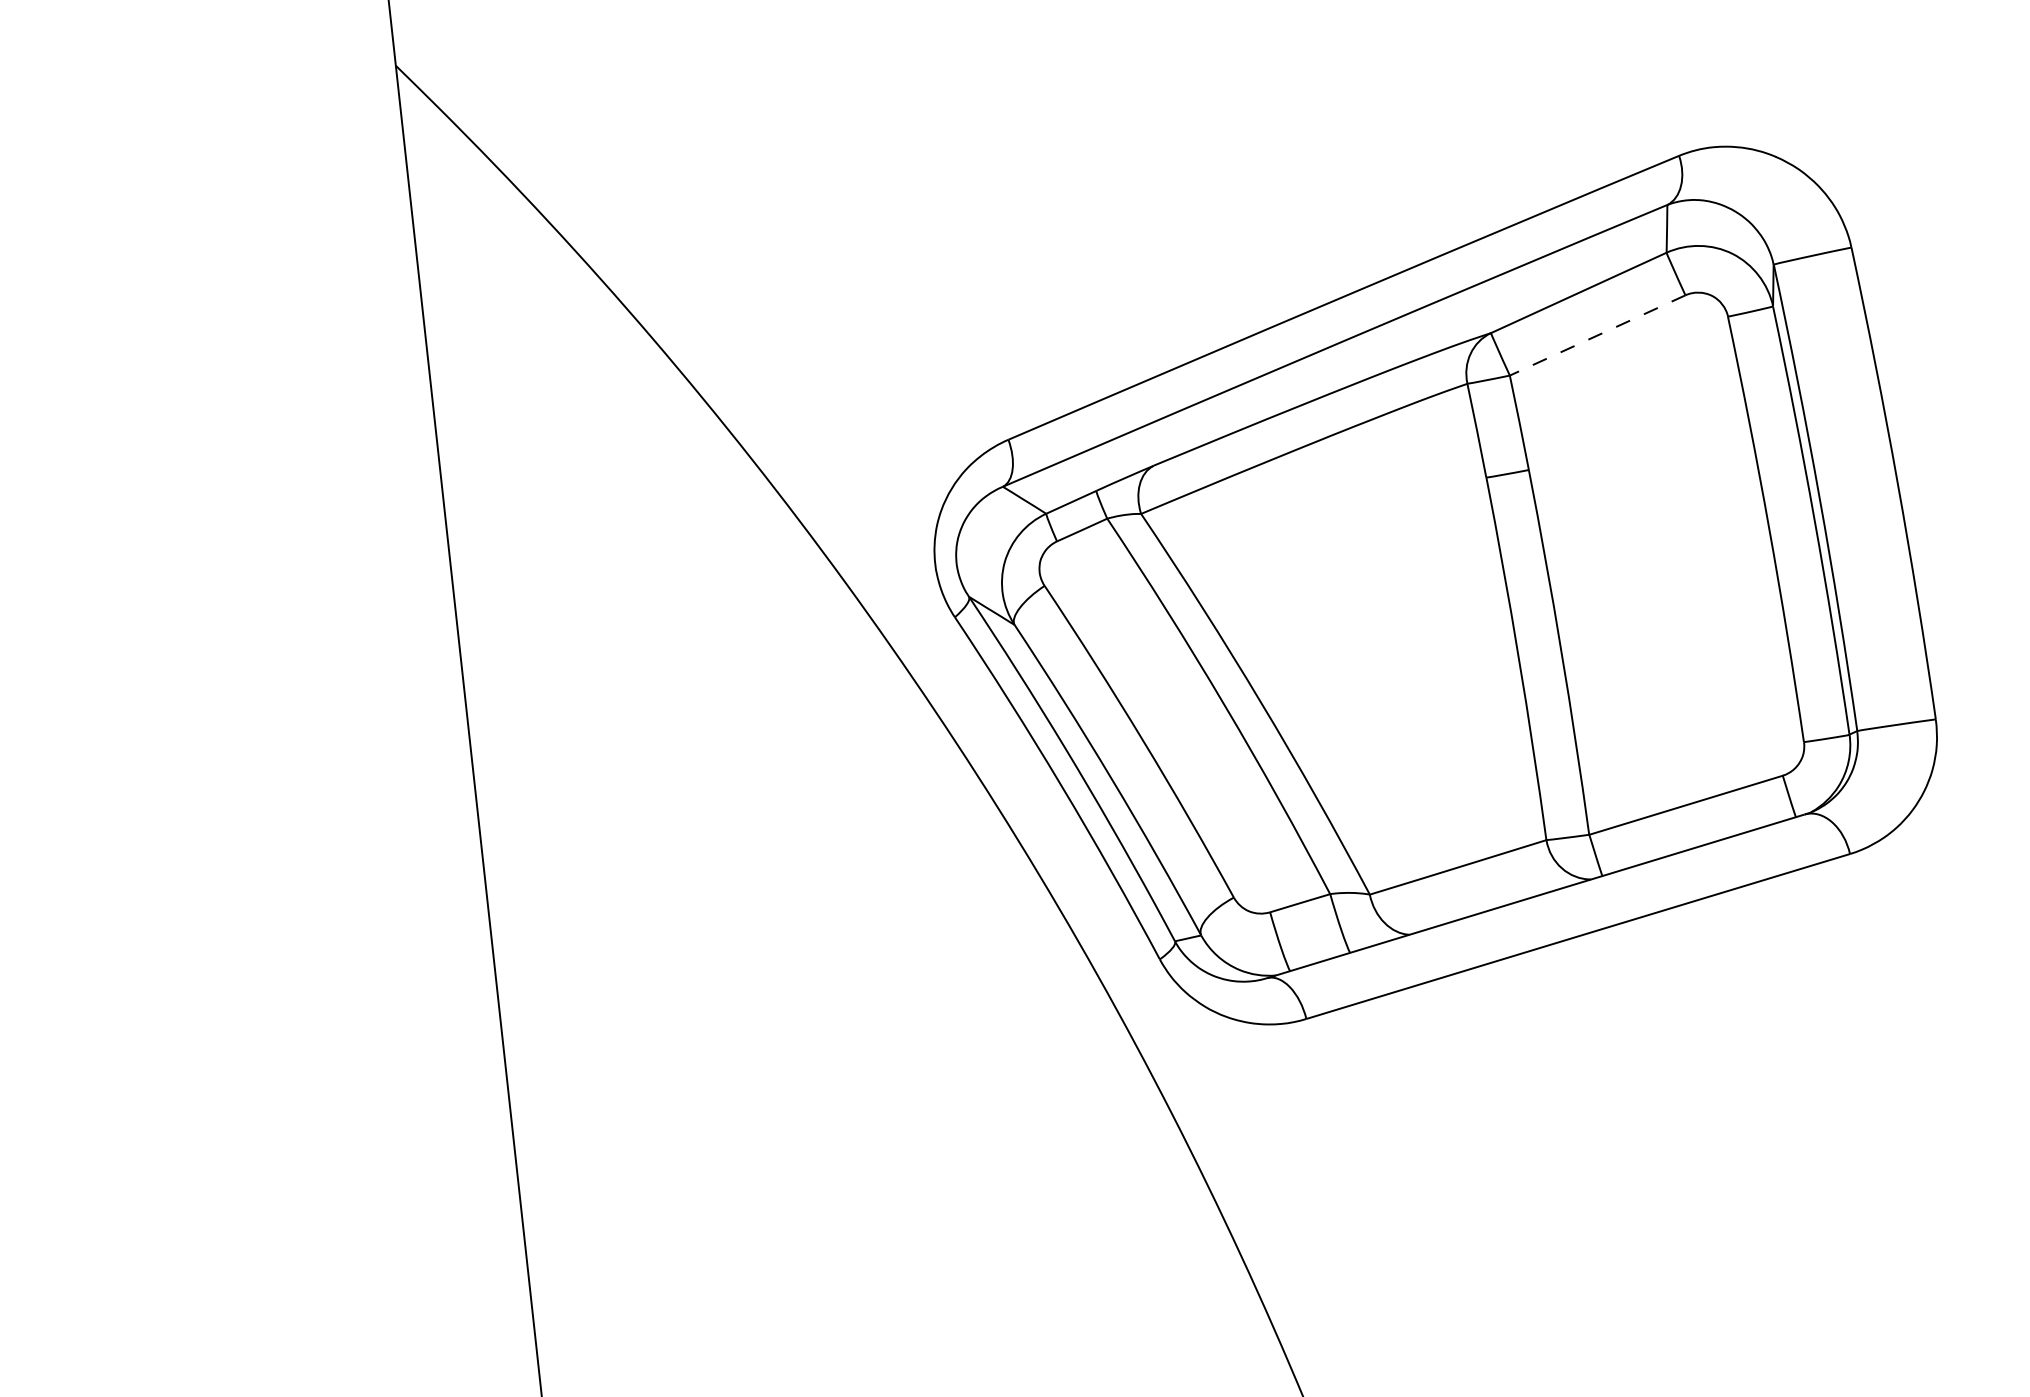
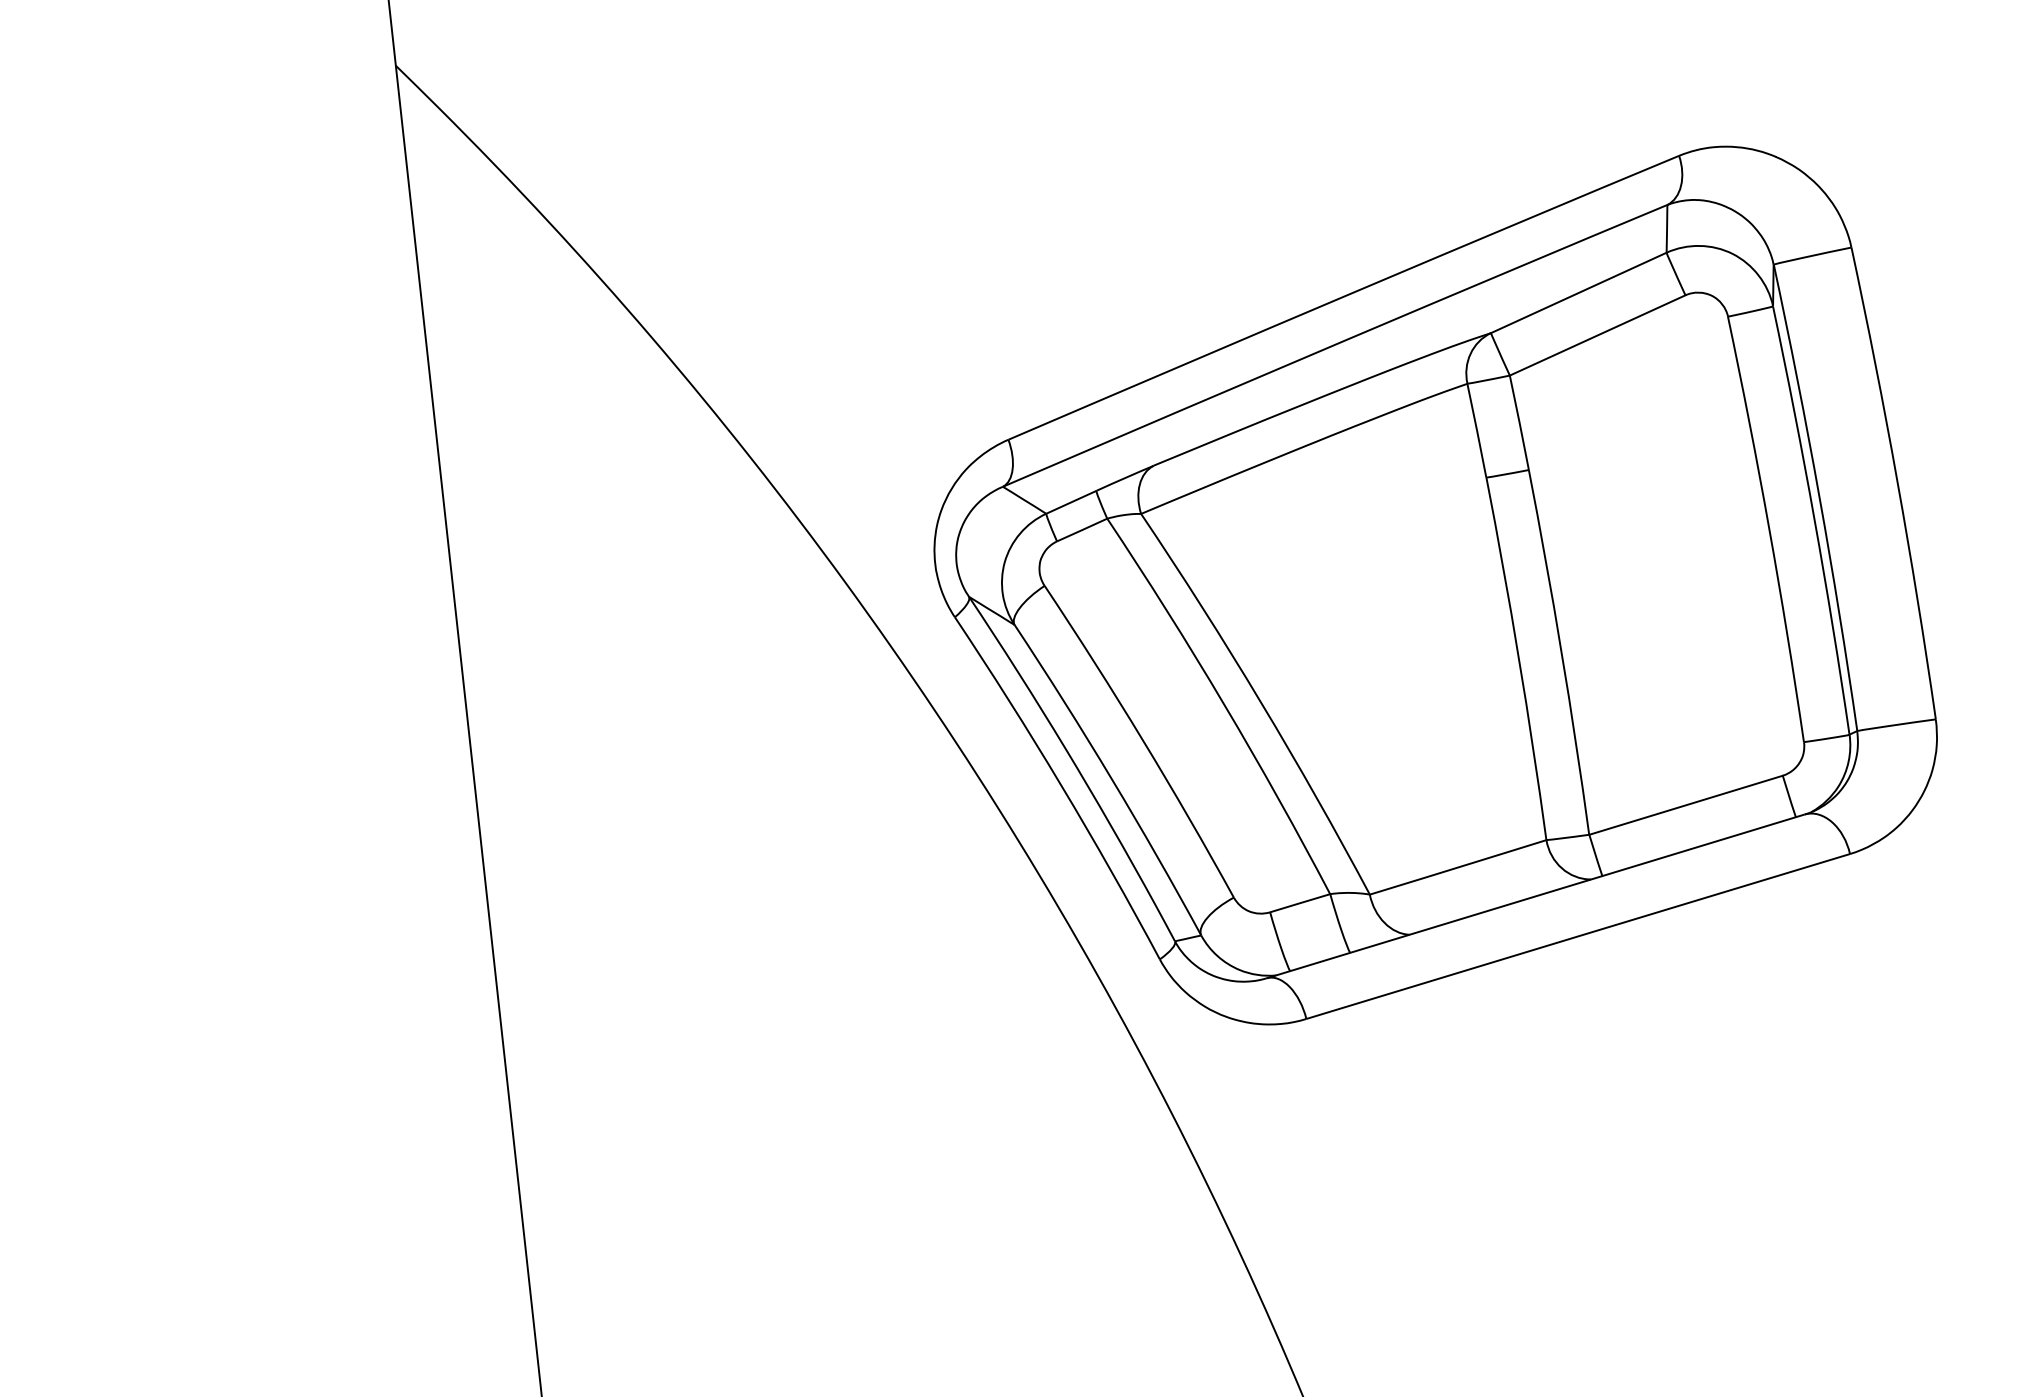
line: dashed -> solid (1597, 335)
